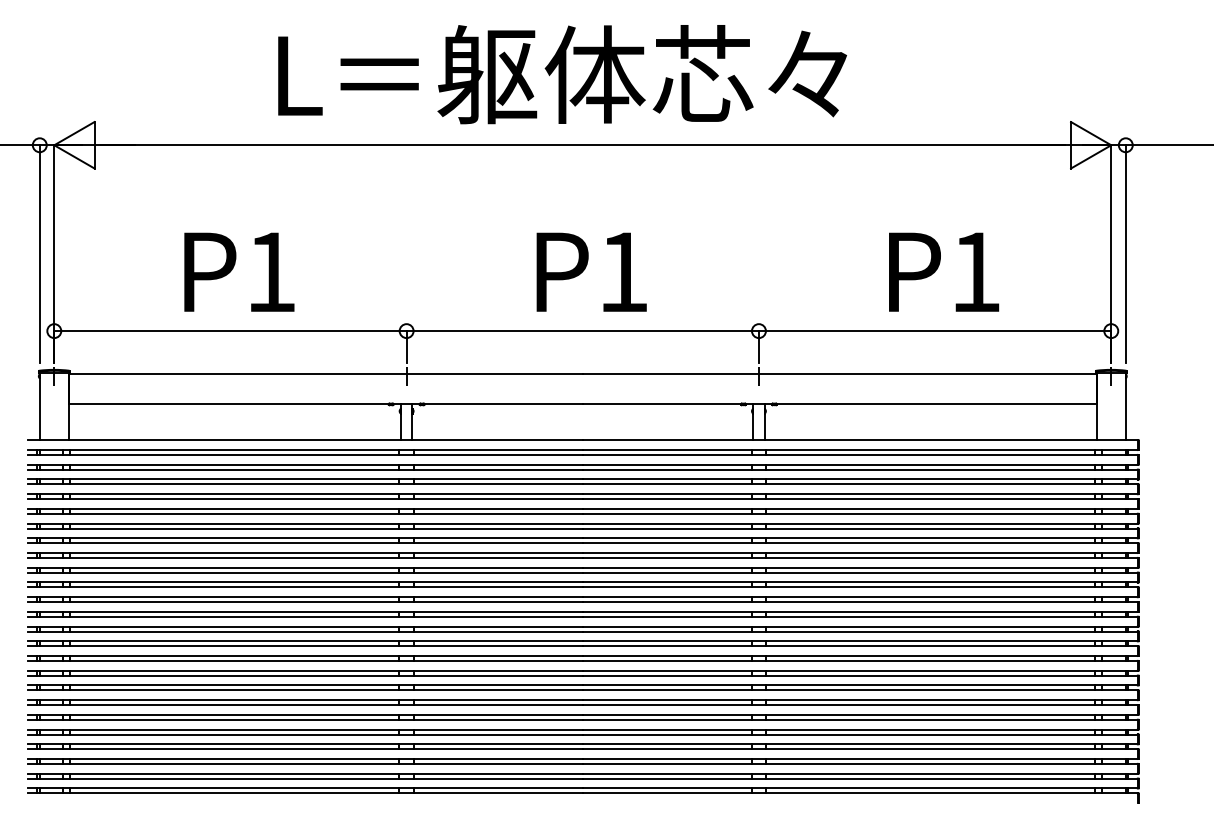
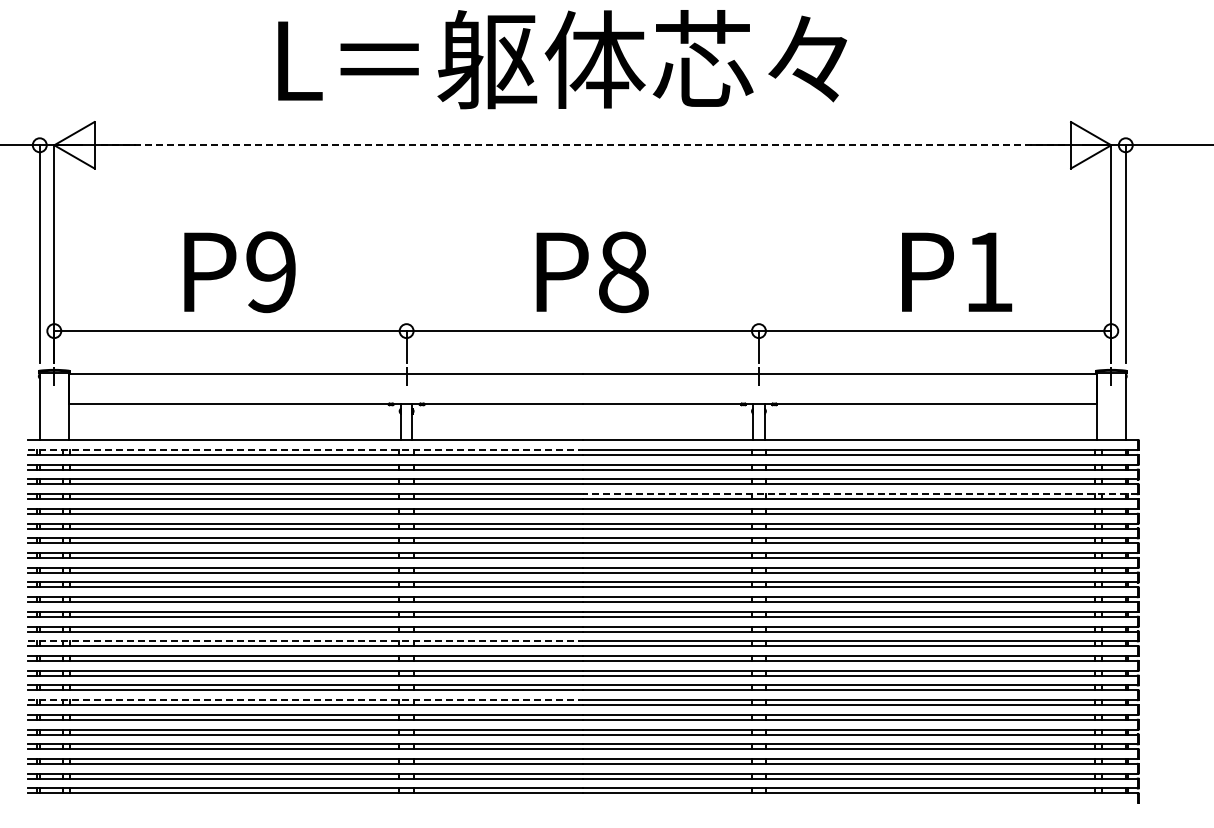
text position: (562, 74) -> (562, 59) (562, 59)
line: solid -> dashed (583, 145)
text position: (944, 271) -> (957, 271) (957, 271)
text: P1 -> P9 (270, 272)
text: P1 -> P8 (623, 272)
line: solid -> dashed (305, 449)
line: solid -> dashed (860, 494)
line: solid -> dashed (305, 641)
line: solid -> dashed (305, 700)
